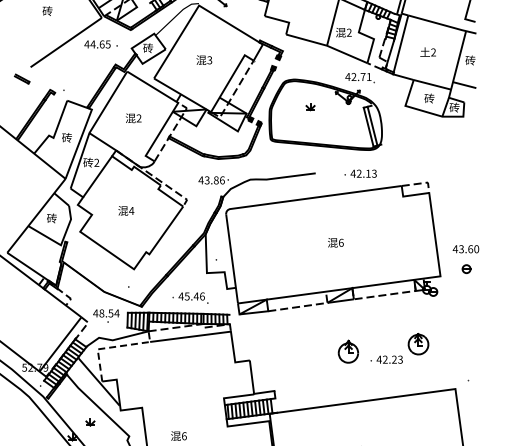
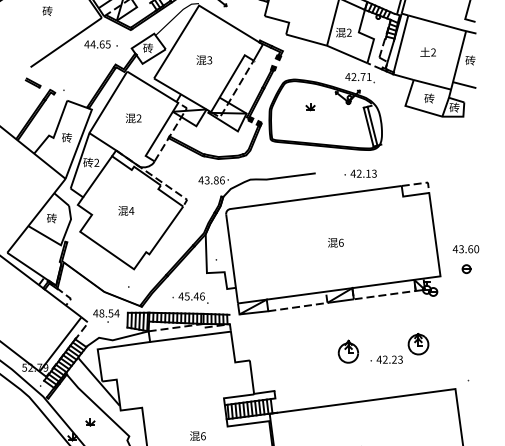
part position: (21, 78) -> (32, 82) (32, 82)
line: dashed -> solid (113, 347)
text position: (178, 435) -> (197, 435) (197, 435)
